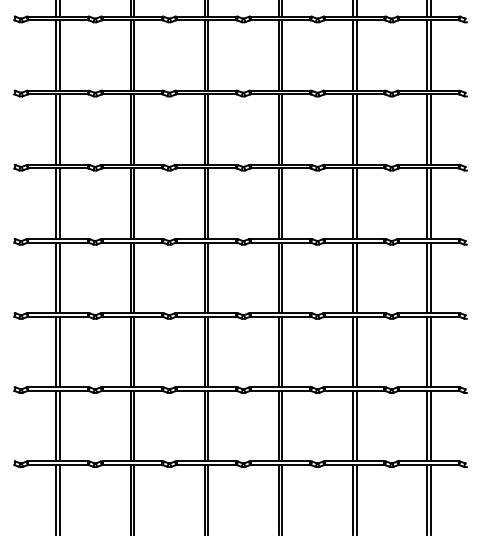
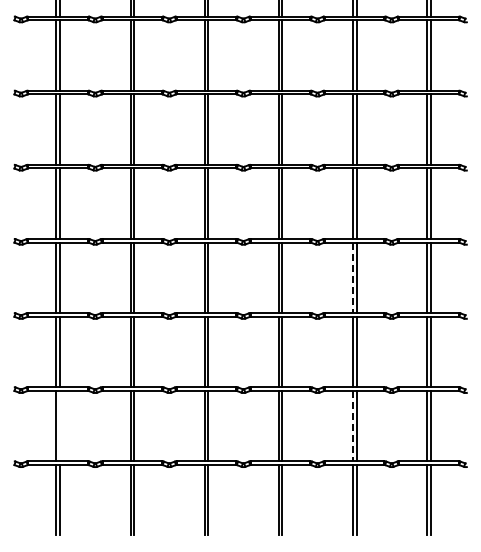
line: solid -> dashed (352, 278)
line: present -> none (60, 425)
line: solid -> dashed (352, 426)
